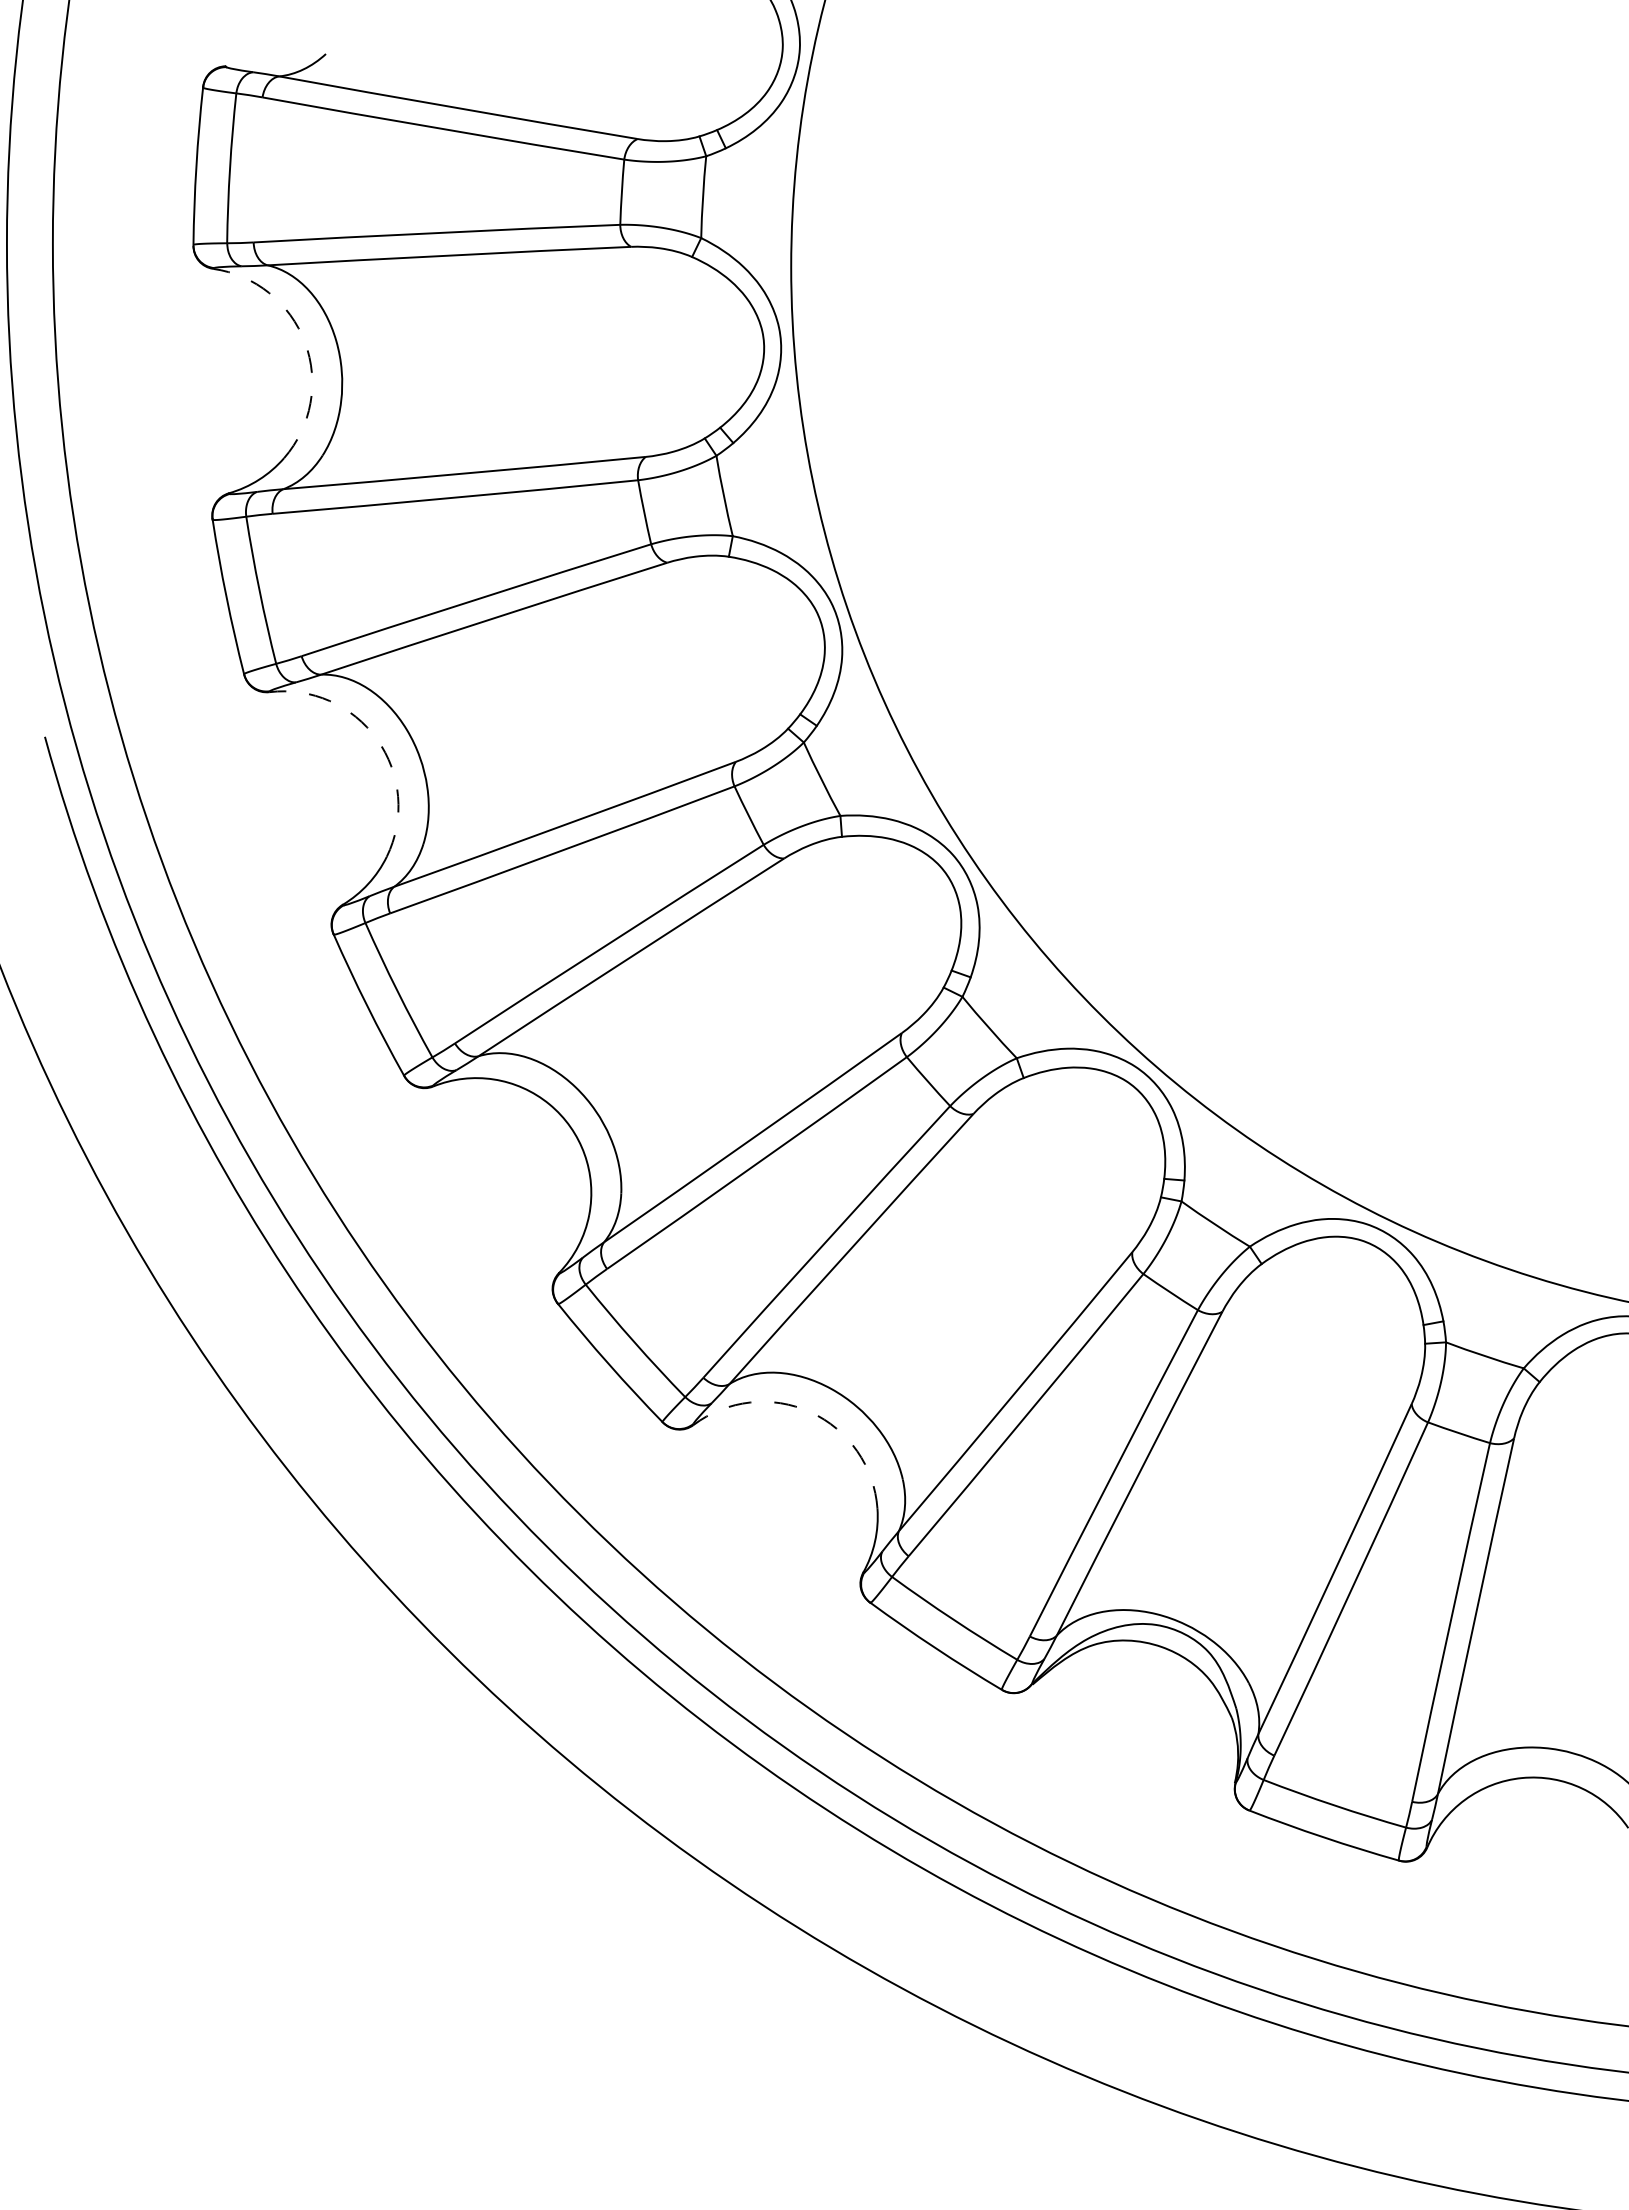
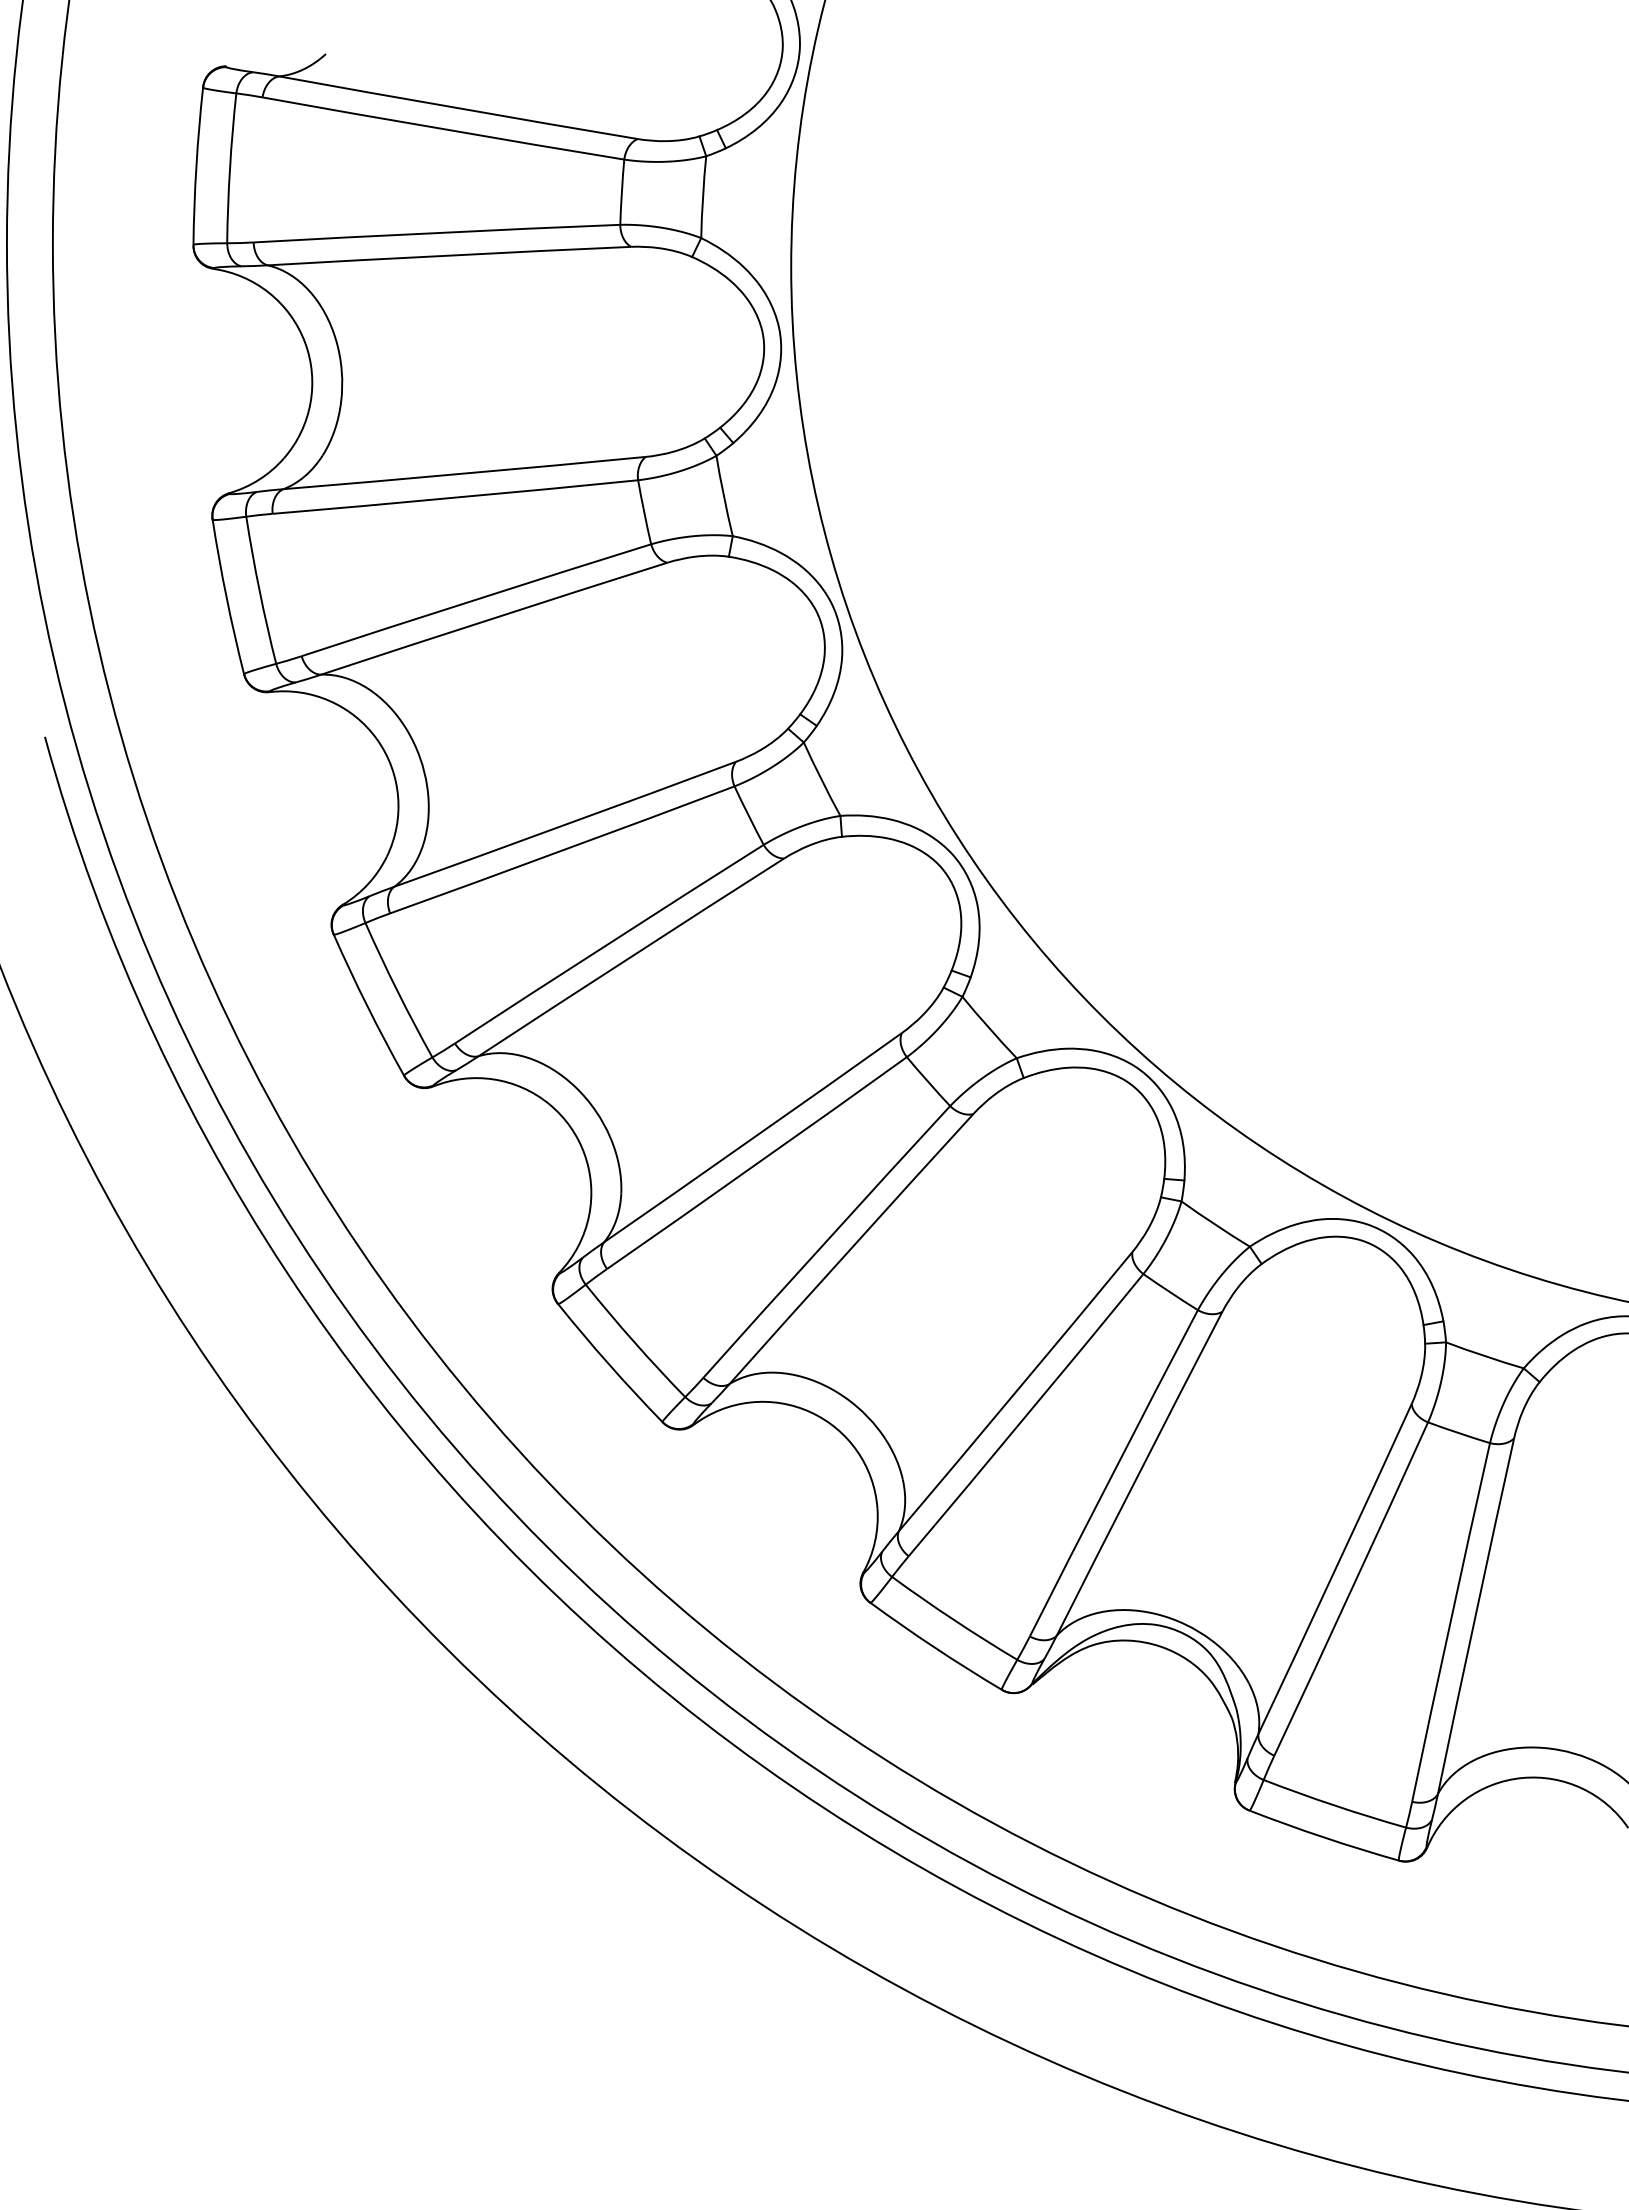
arc: dashed -> solid (305, 342)
arc: dashed -> solid (377, 739)
arc: dashed -> solid (810, 1412)
